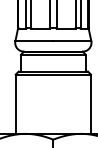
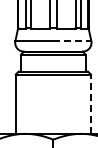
line: solid -> dashed (72, 41)
line: solid -> dashed (90, 104)
